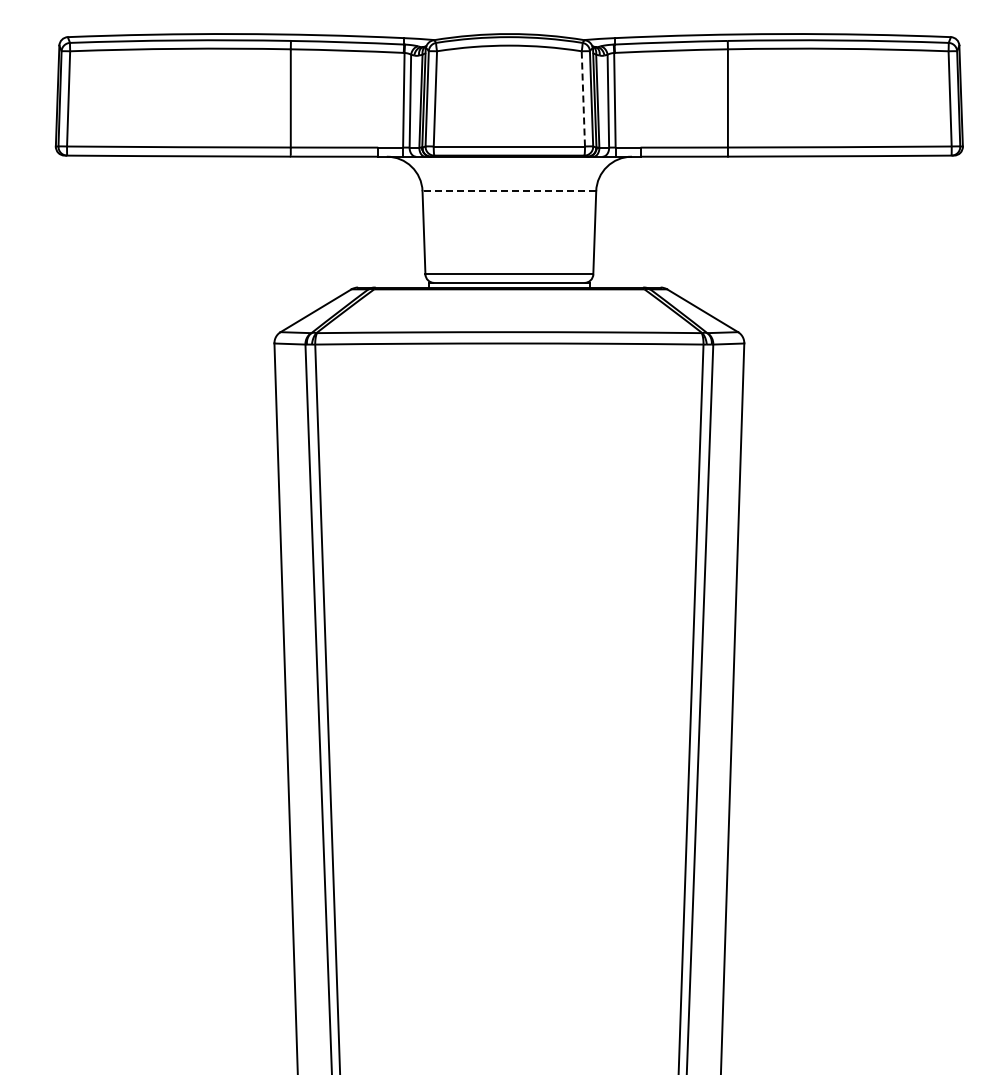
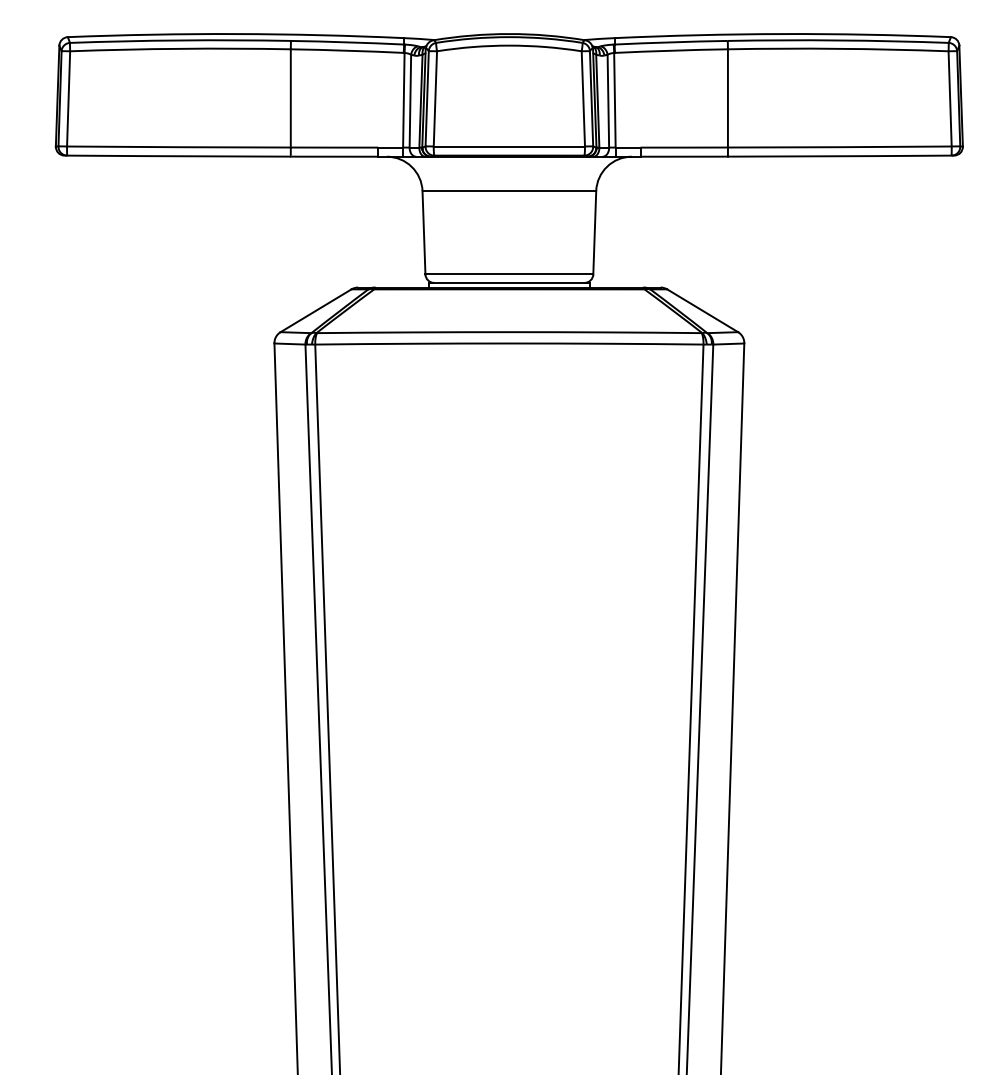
line: dashed -> solid (583, 98)
line: dashed -> solid (509, 191)
